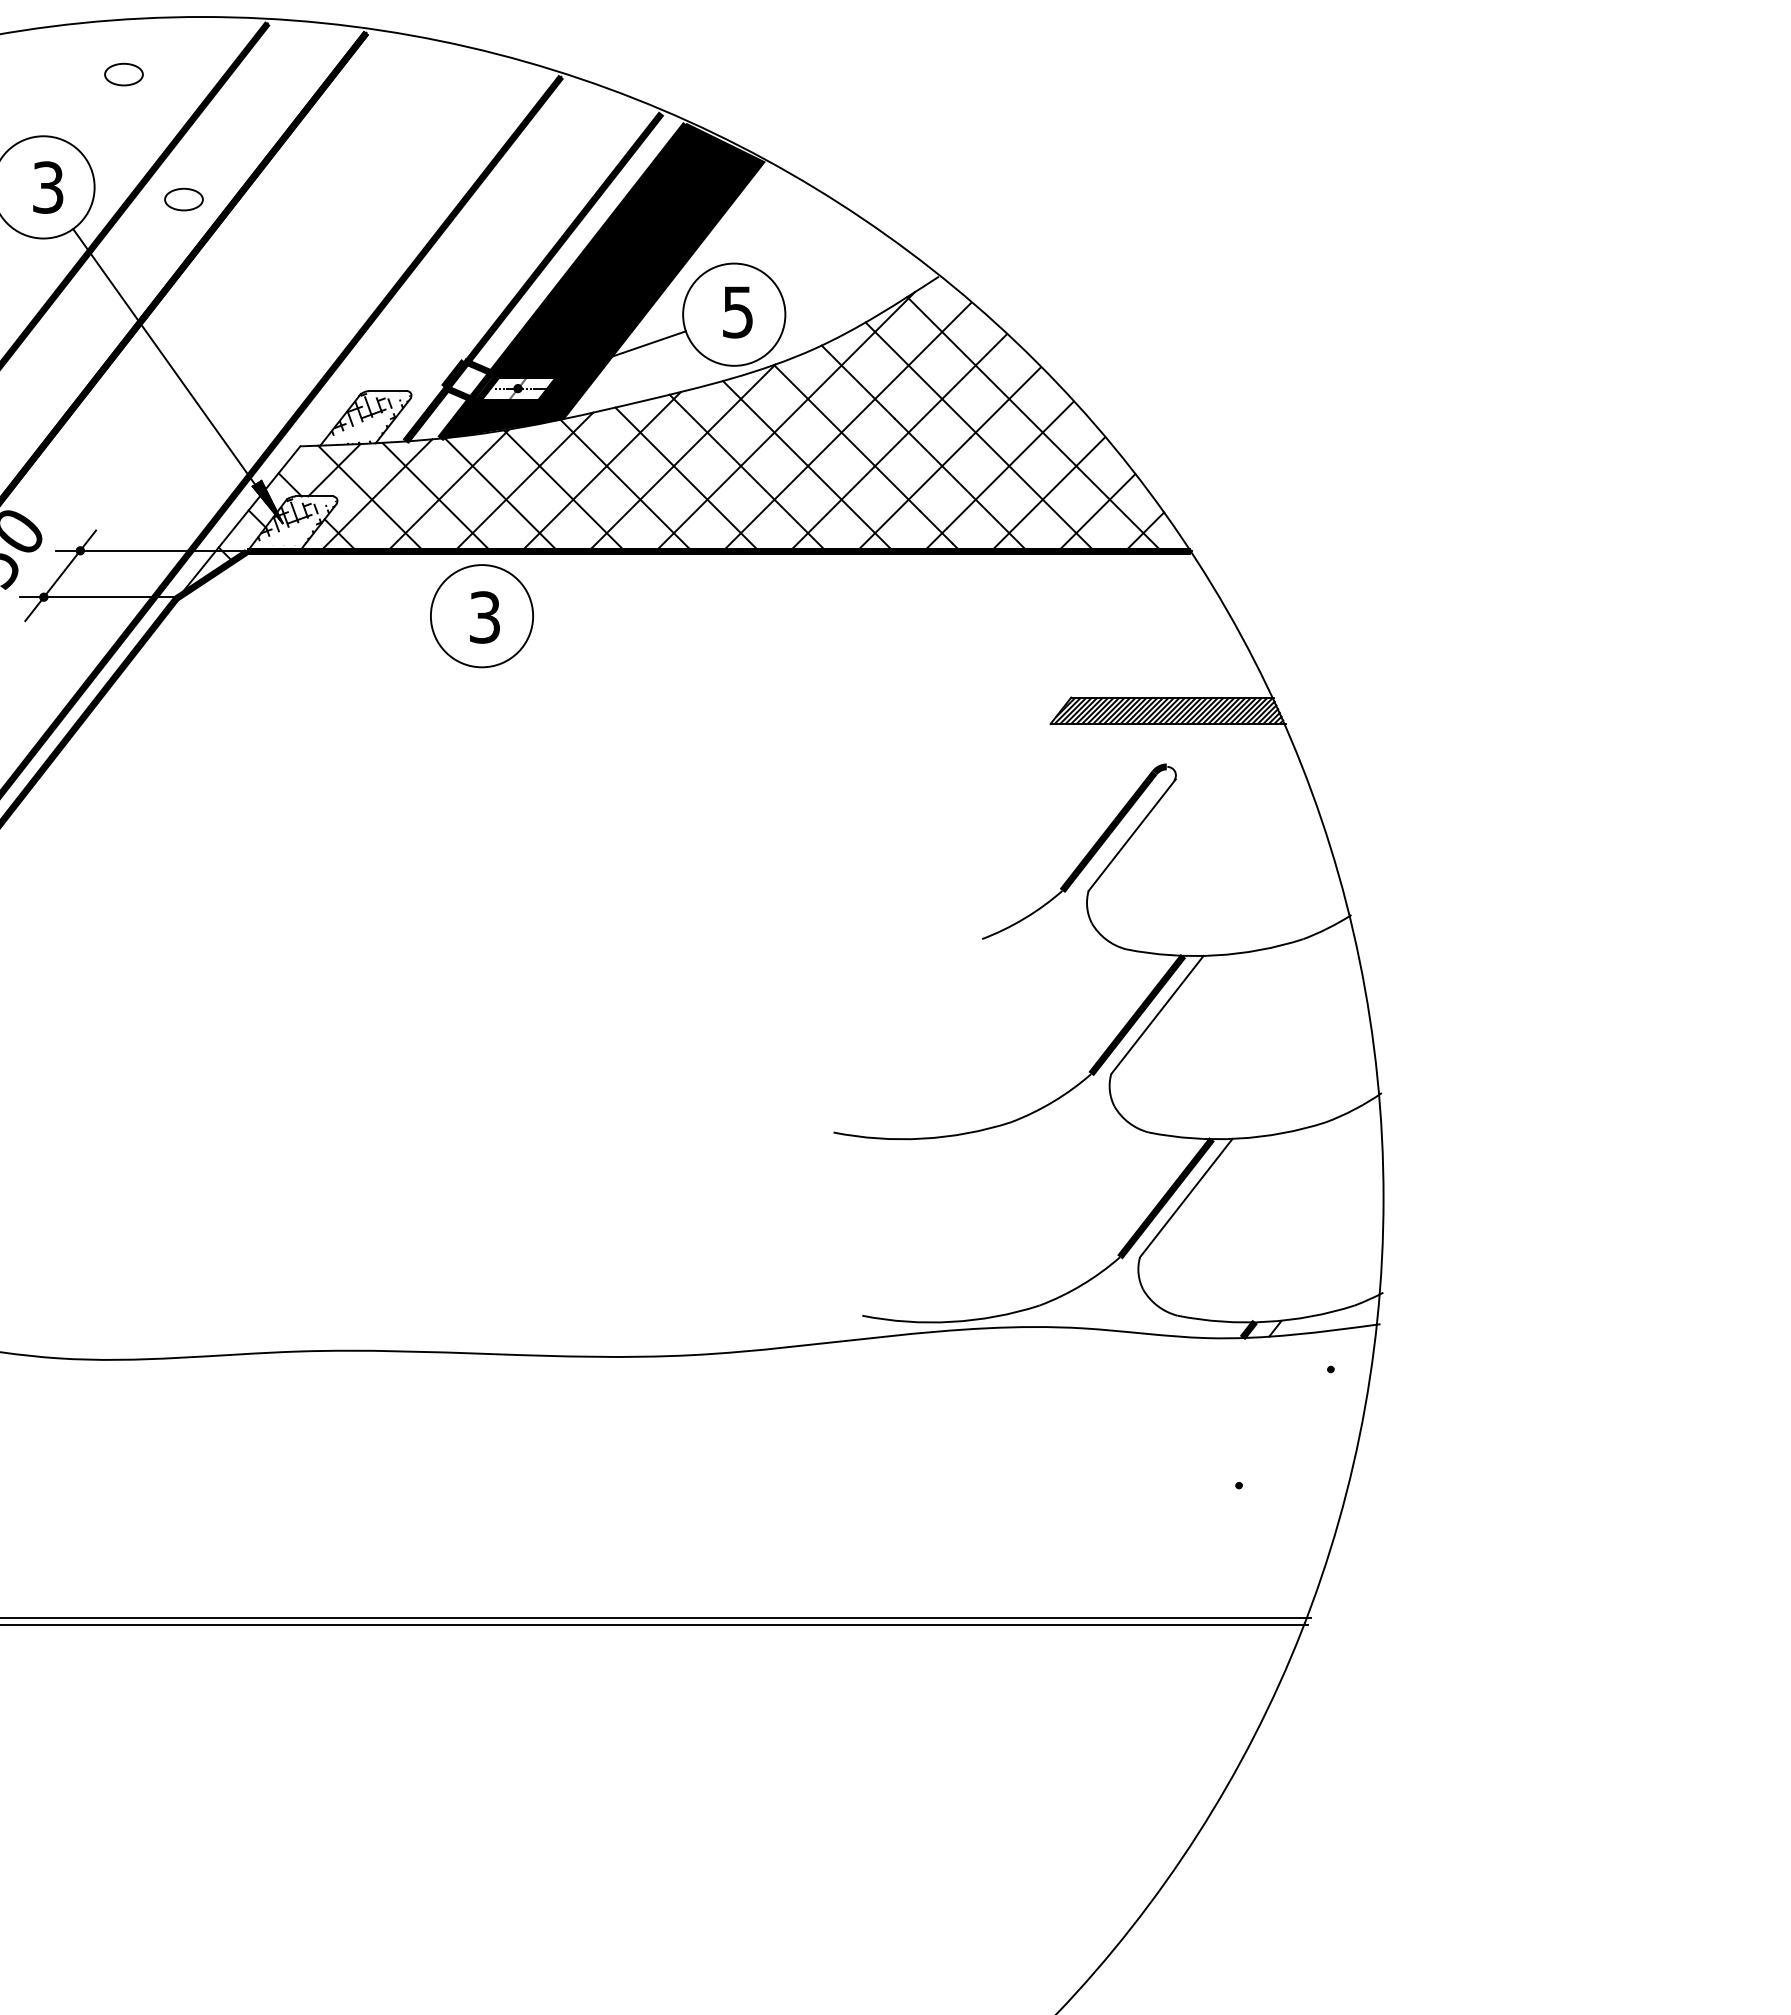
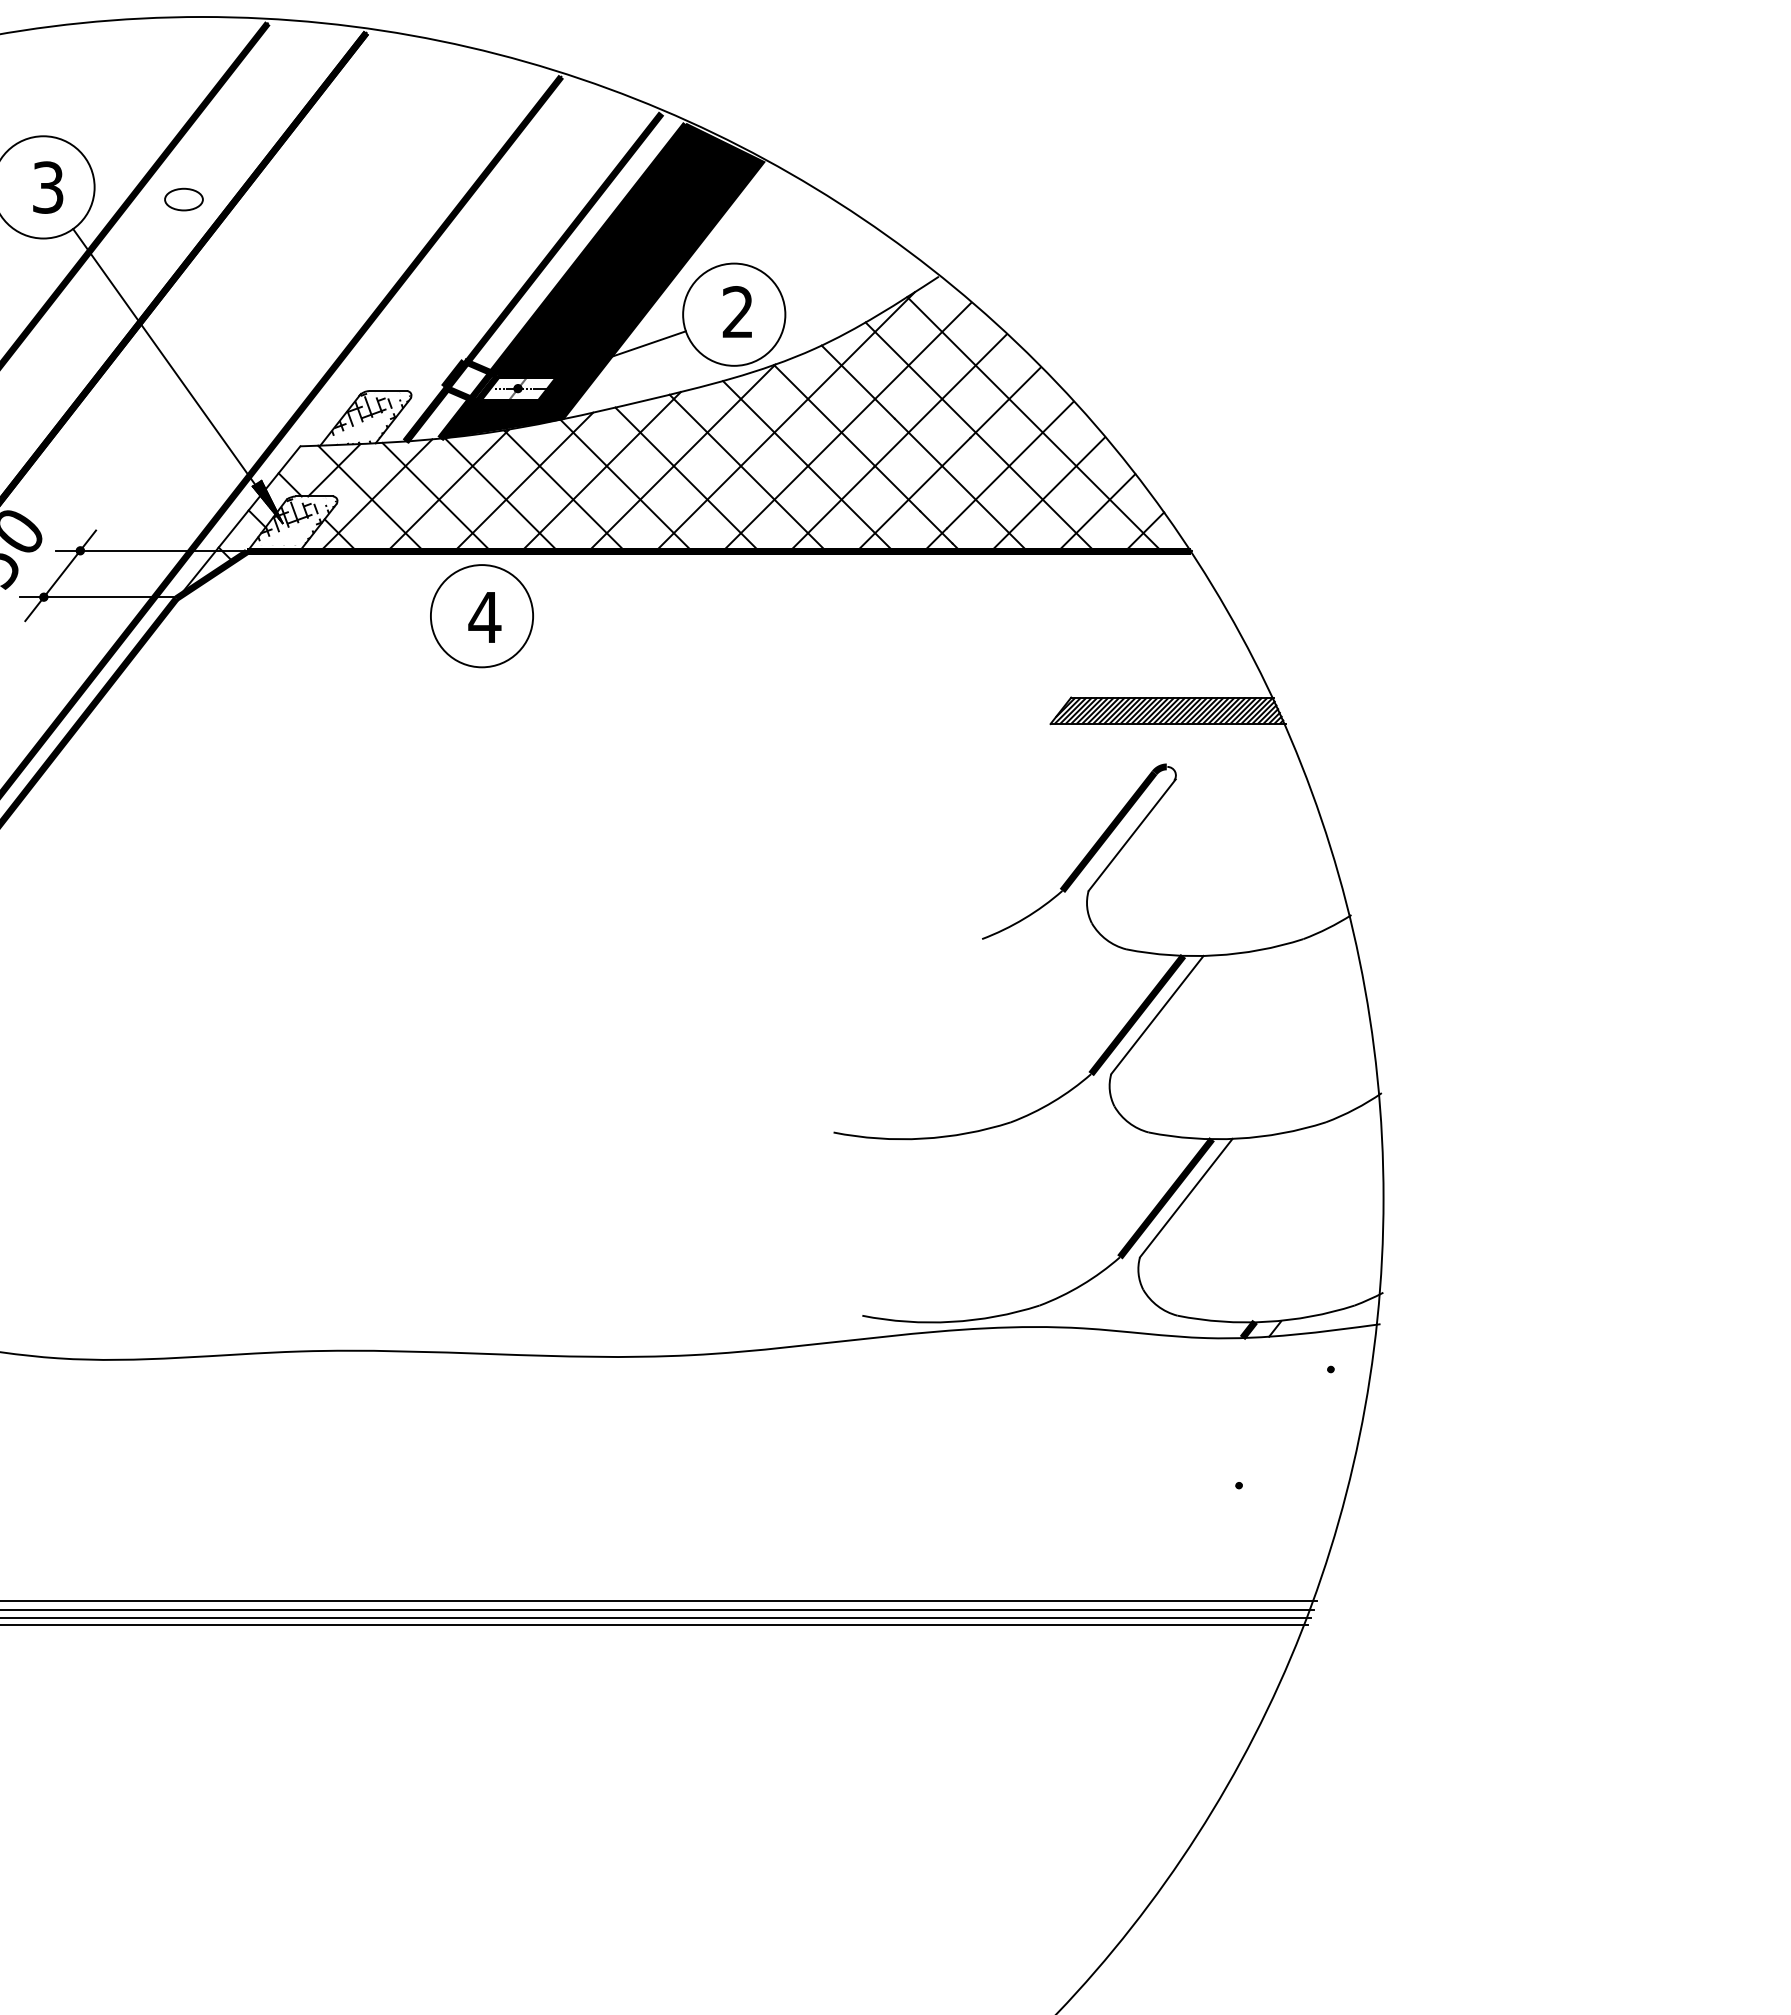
part: present -> none (123, 74)
text: 5 -> 2 (737, 312)
text: 3 -> 4 (484, 617)
line: none -> present (659, 1601)
line: none -> present (657, 1609)
